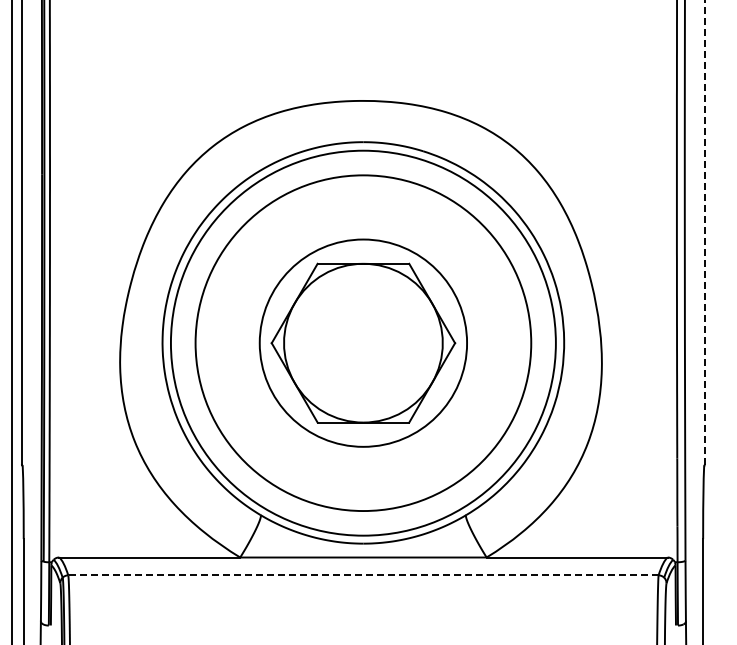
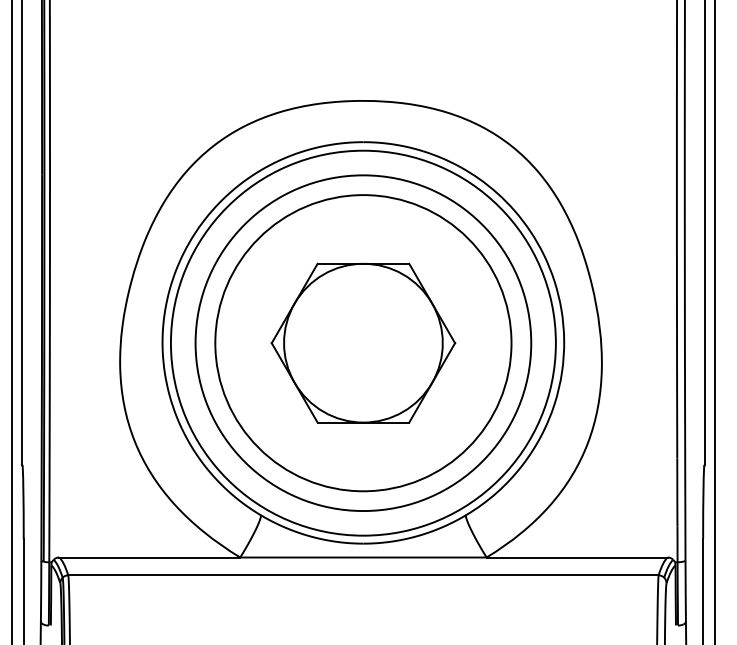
line: dashed -> solid (704, 233)
line: none -> present (714, 321)
circle diameter: 207 px -> 296 px (363, 343)
line: dashed -> solid (362, 575)
